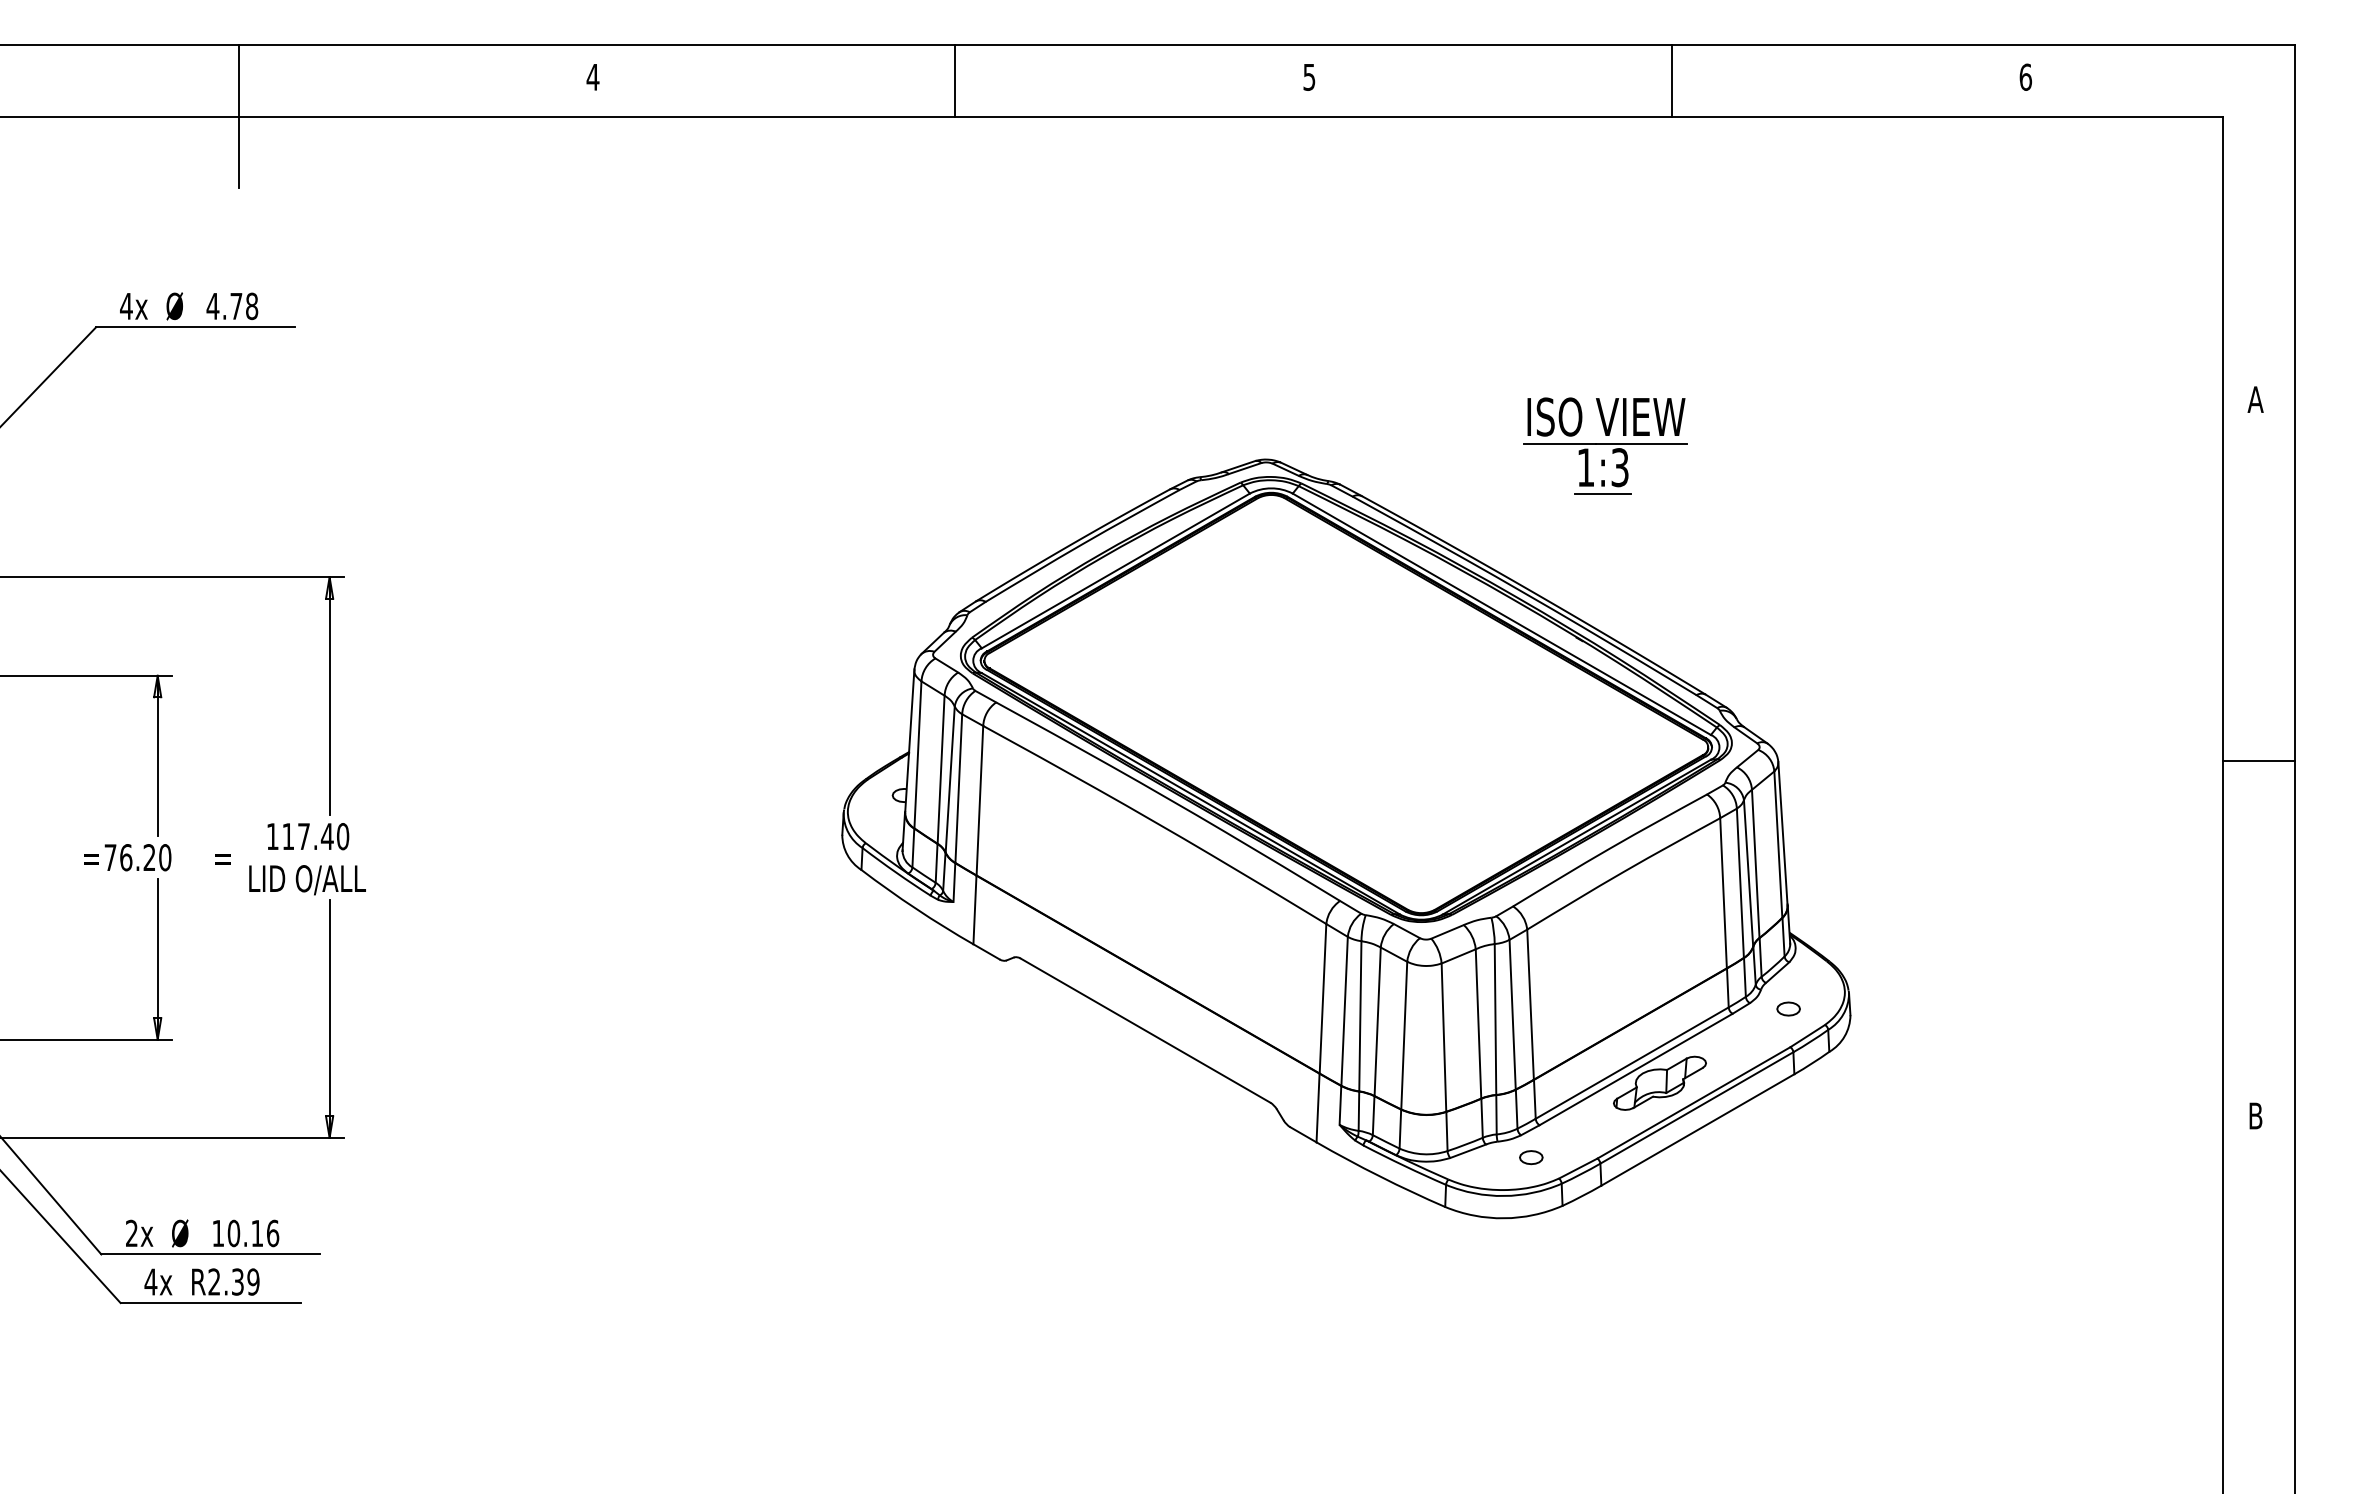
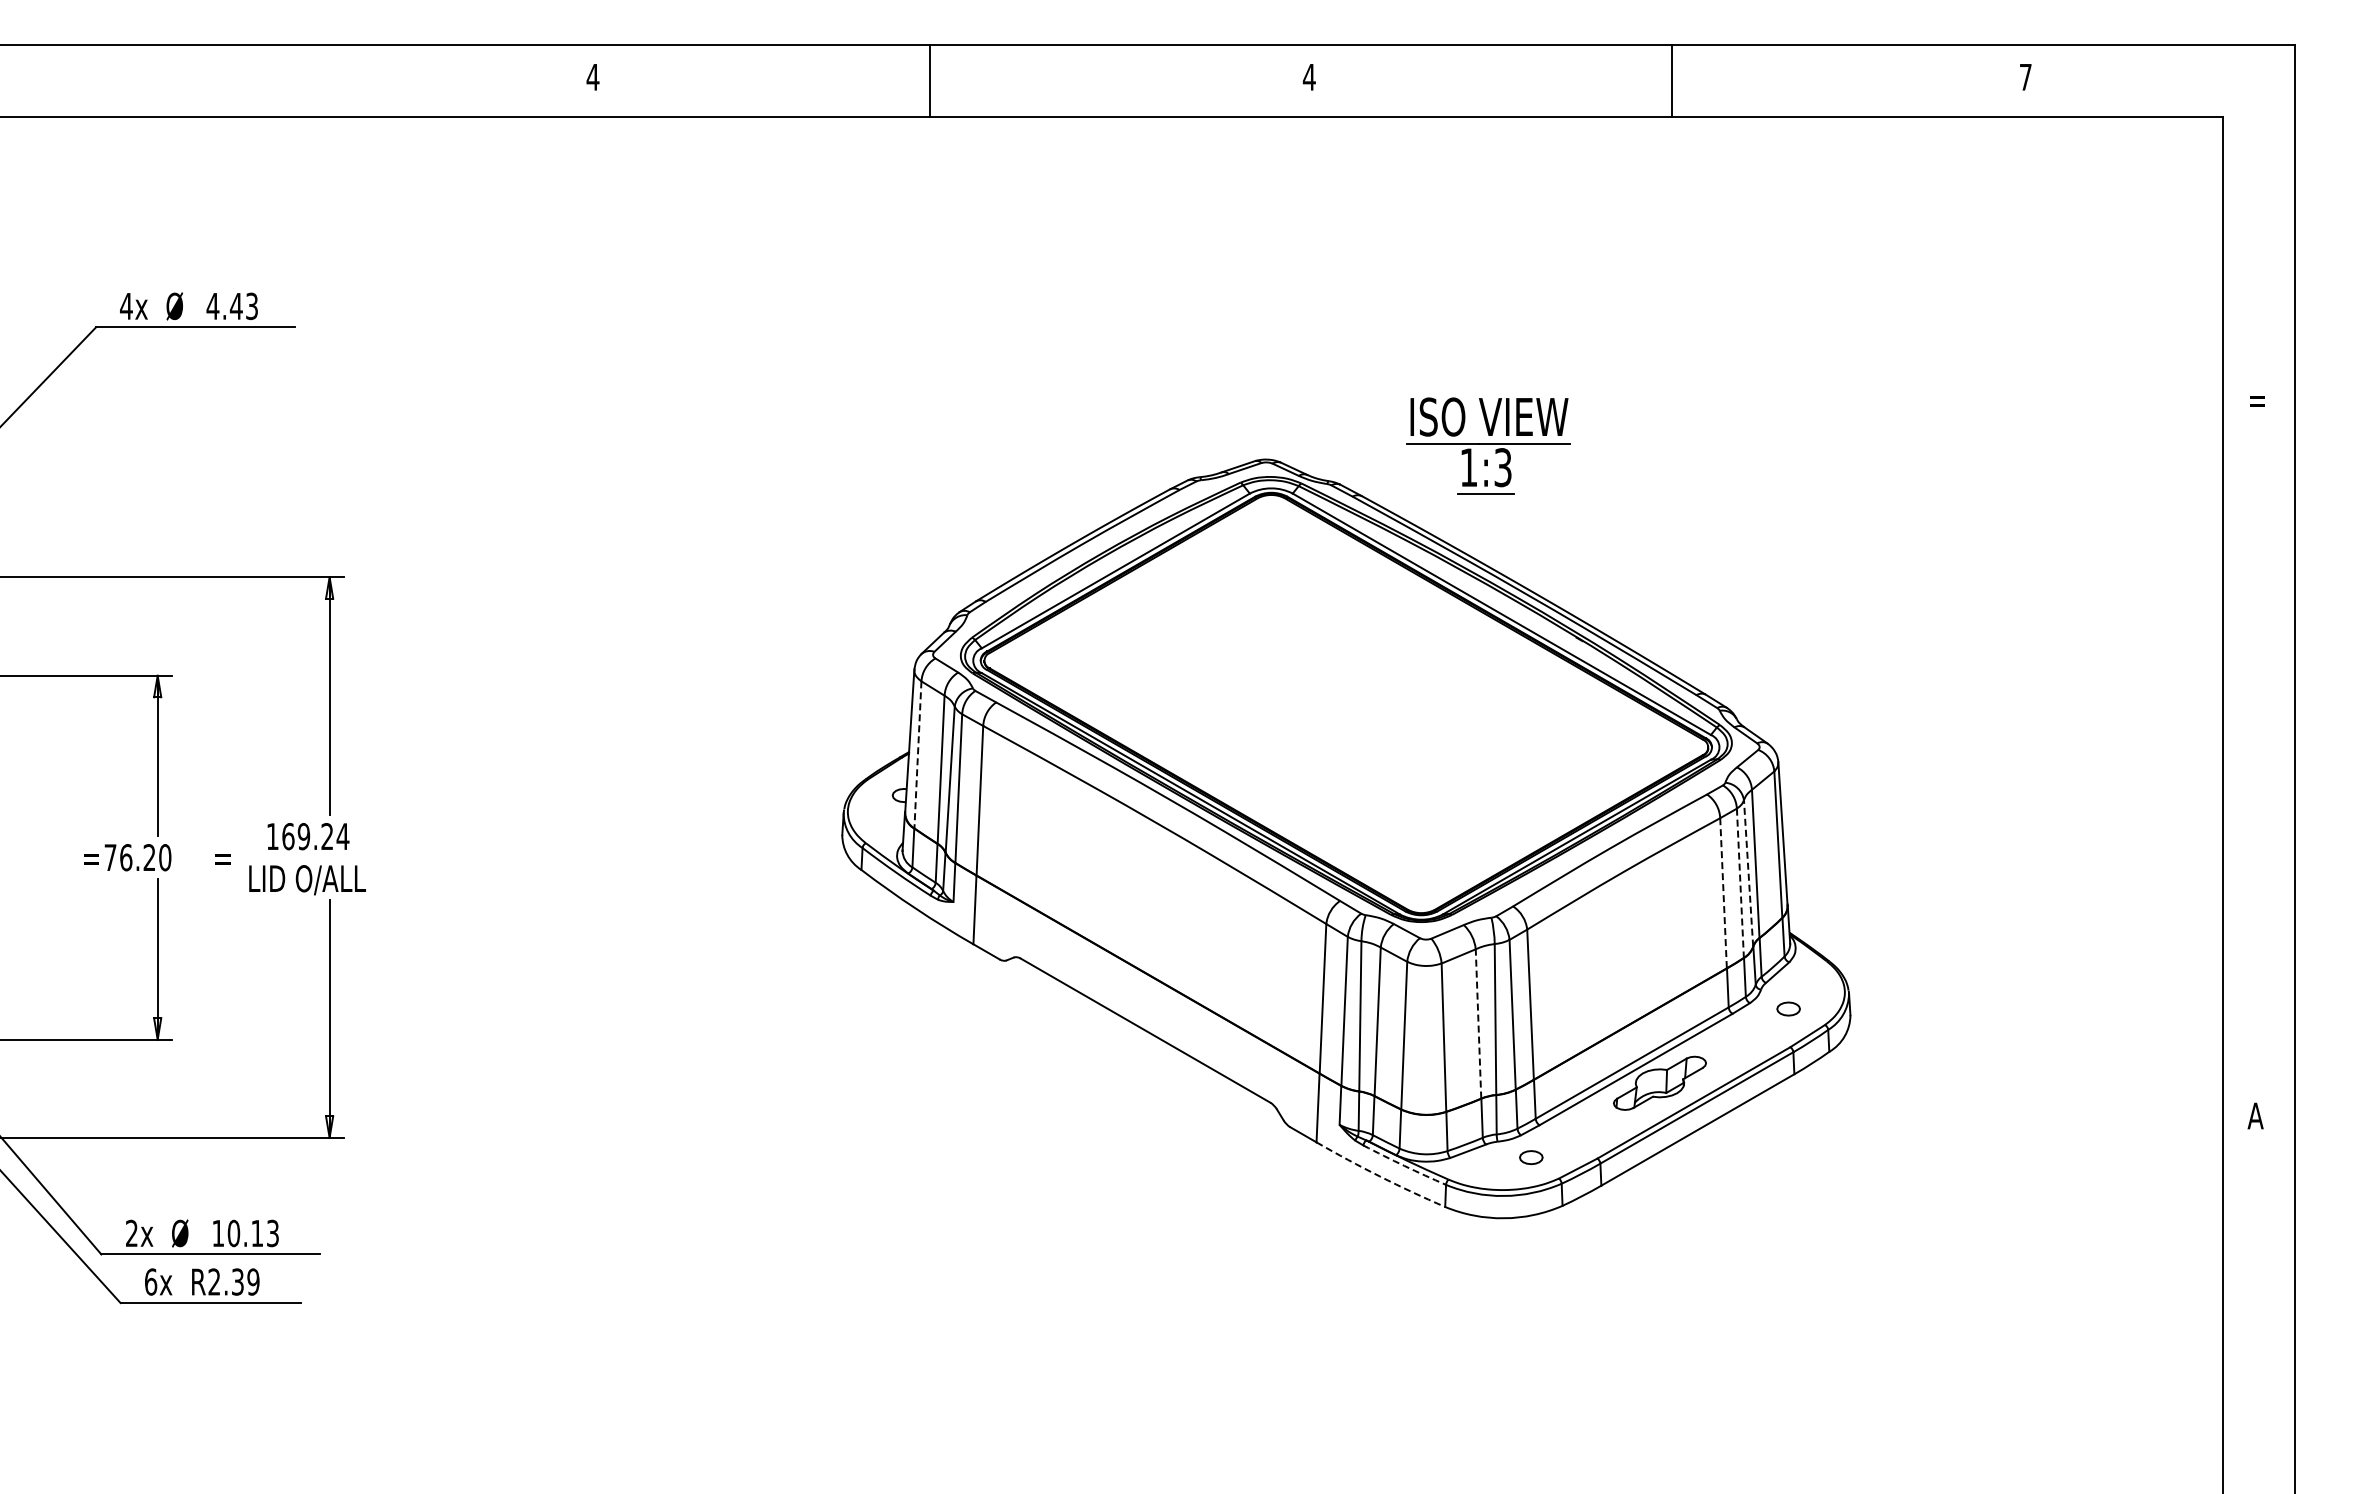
text: 6 -> 7 (2025, 76)
text: 5 -> 4 (1308, 77)
line position: (955, 80) -> (930, 80) (930, 80)
line: present -> none (239, 116)
text: 4.78 -> 4.43 (243, 306)
text: A -> = (2255, 399)
part position: (1605, 445) -> (1488, 445) (1488, 445)
line: solid -> dashed (917, 754)
line: present -> none (2259, 761)
text: 117.40 -> 169.24 (315, 836)
line: solid -> dashed (1748, 872)
line: solid -> dashed (1740, 883)
line: solid -> dashed (1723, 893)
line: solid -> dashed (1478, 1023)
text: B -> A (2255, 1115)
arc: solid -> dashed (1404, 1165)
arc: solid -> dashed (1379, 1176)
text: 10.16 -> 10.13 (273, 1233)
text: 4x -> 6x (150, 1281)
